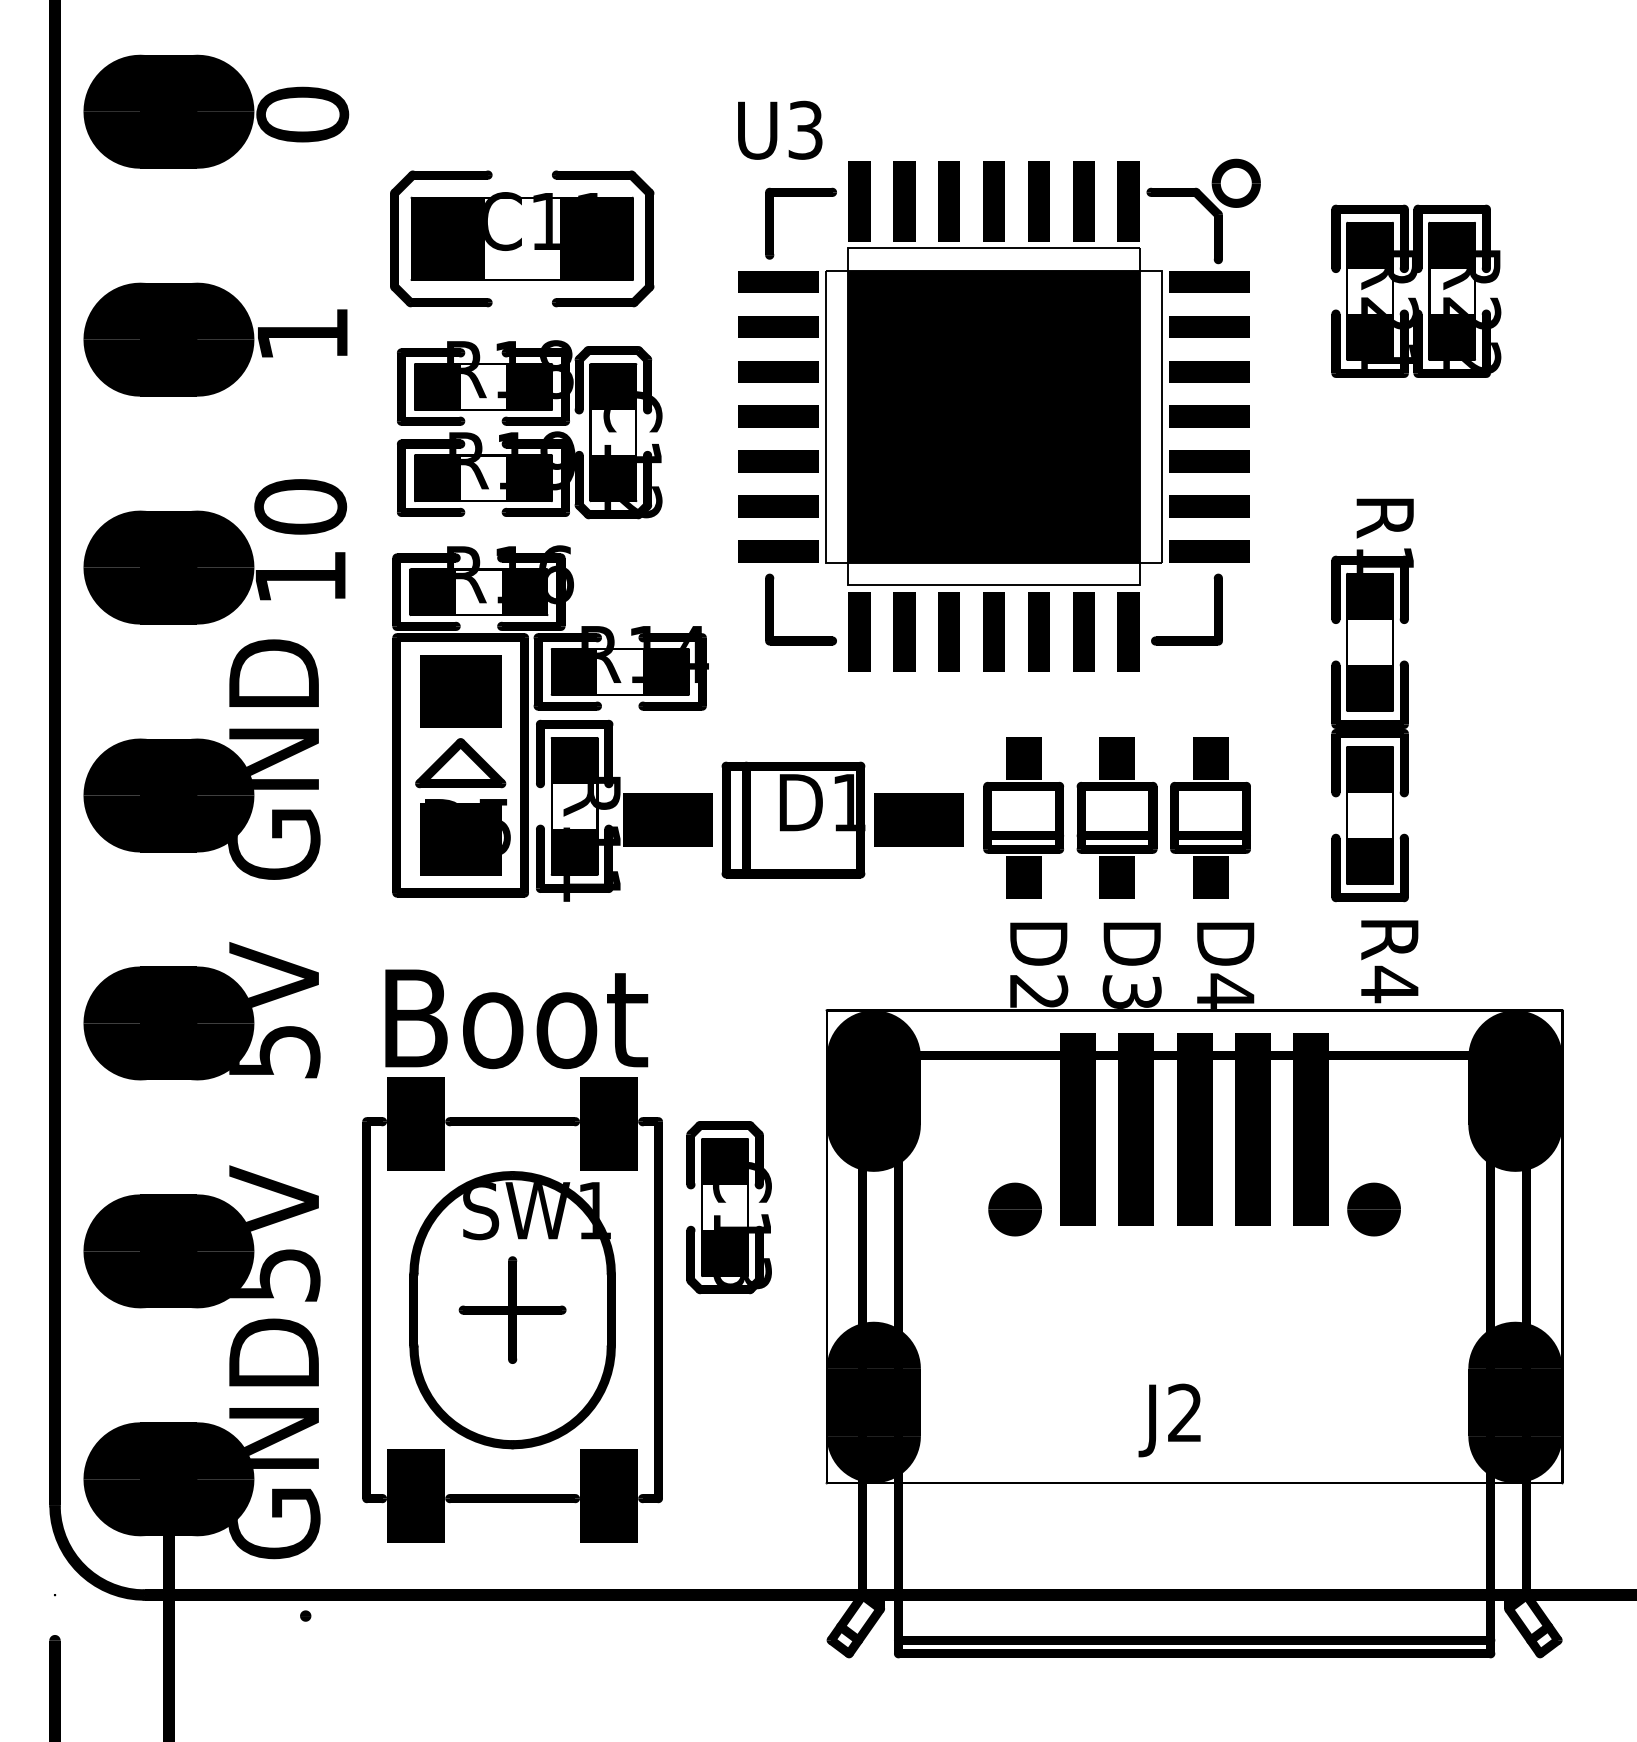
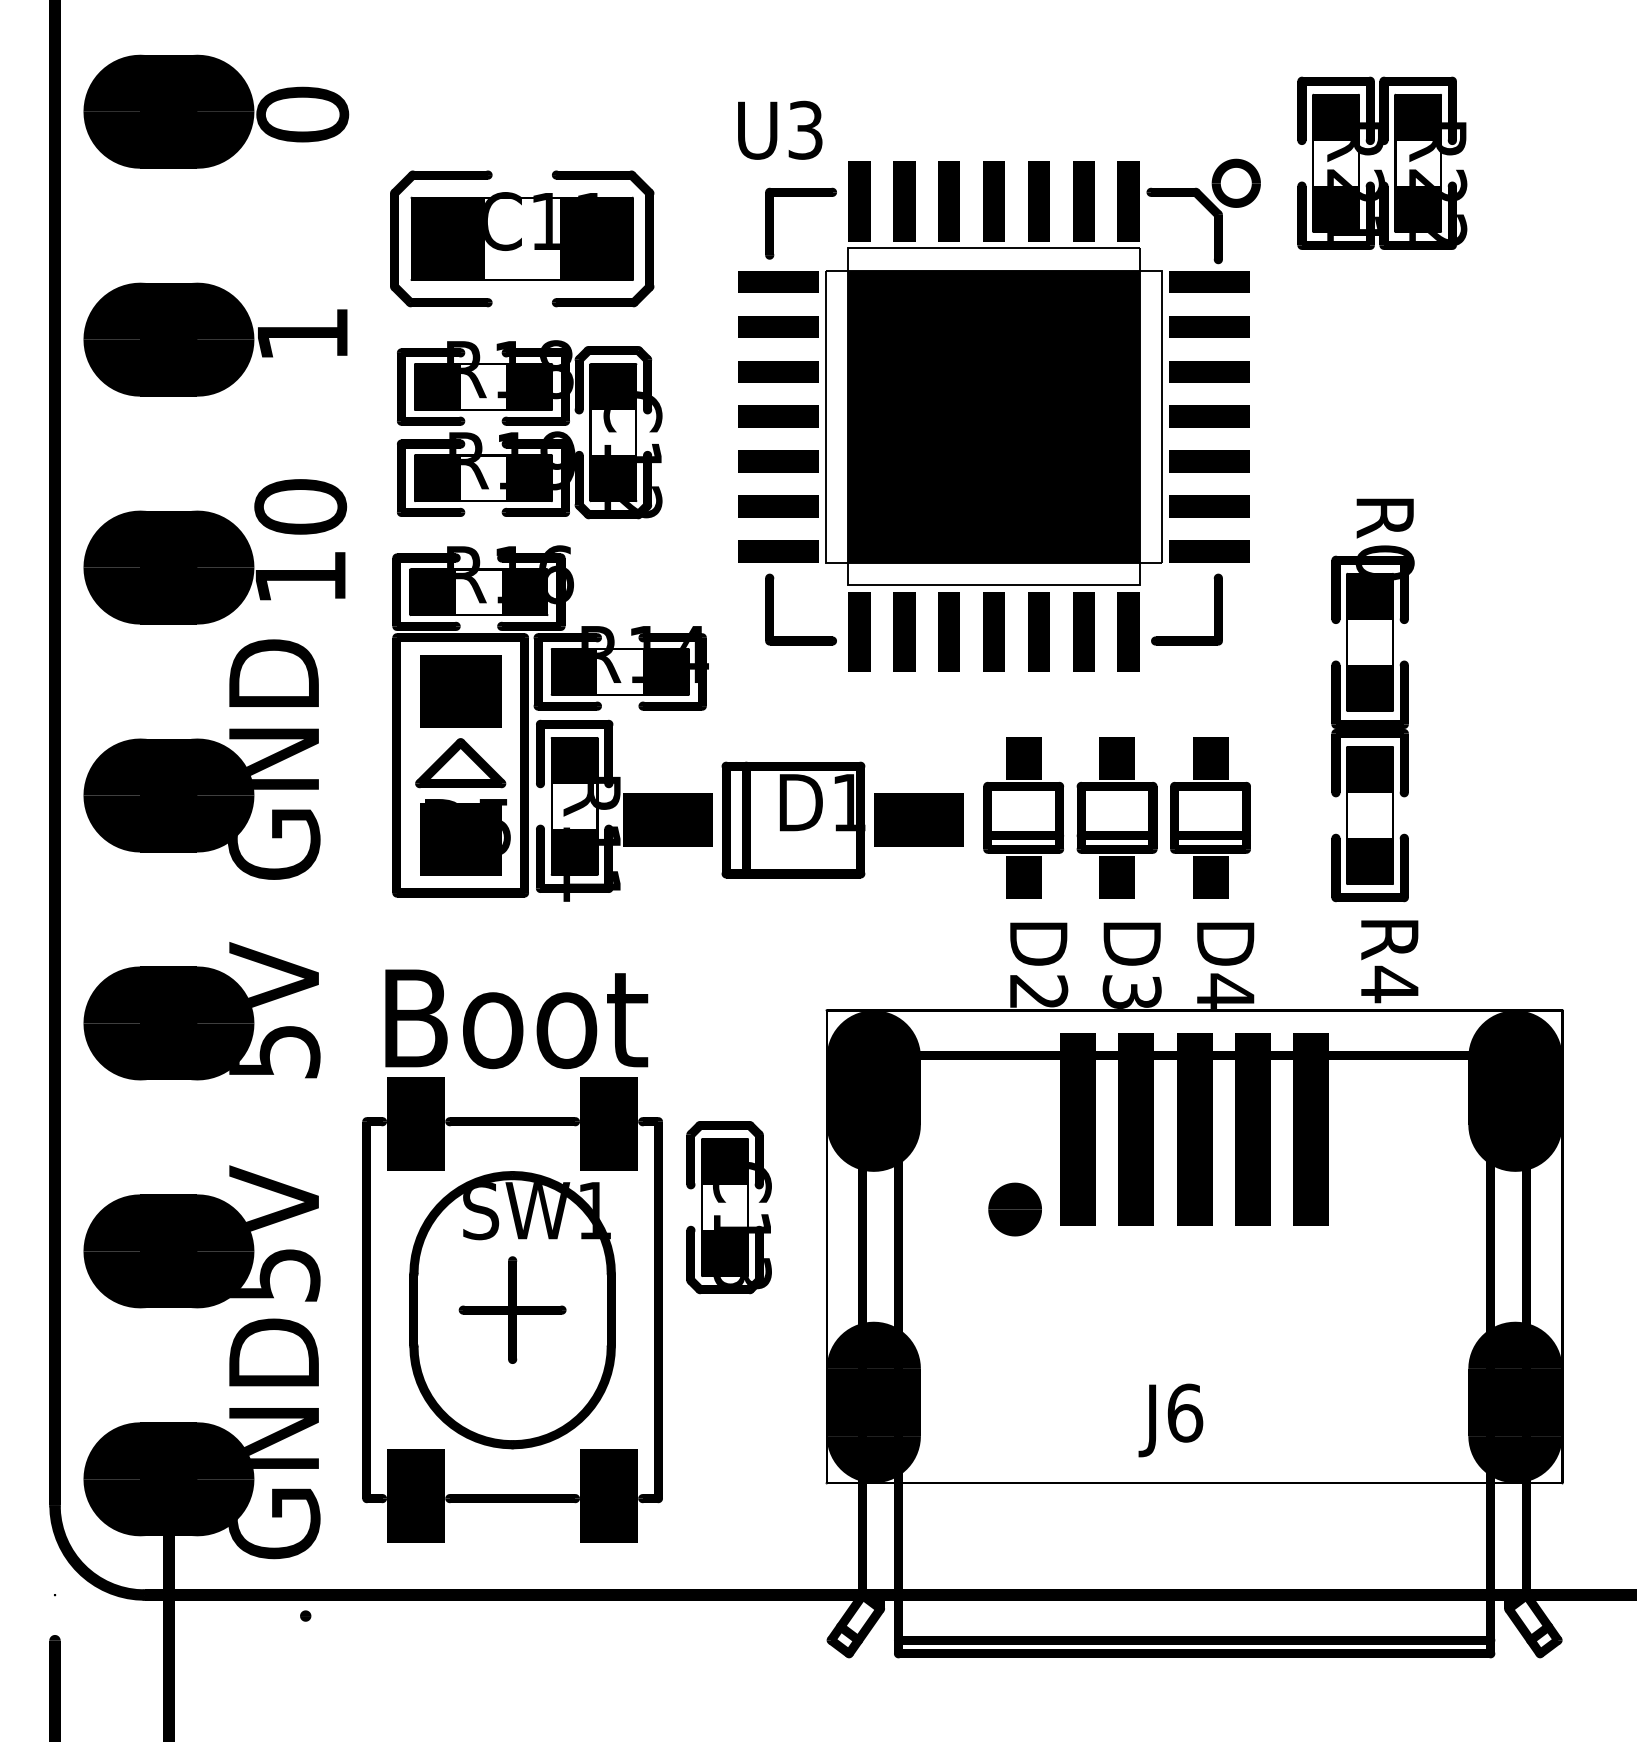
text position: (1416, 290) -> (1382, 162) (1382, 162)
text: R1 -> R0 (1384, 562)
part: present -> none (1373, 1209)
text: J2 -> J6 (1185, 1412)
